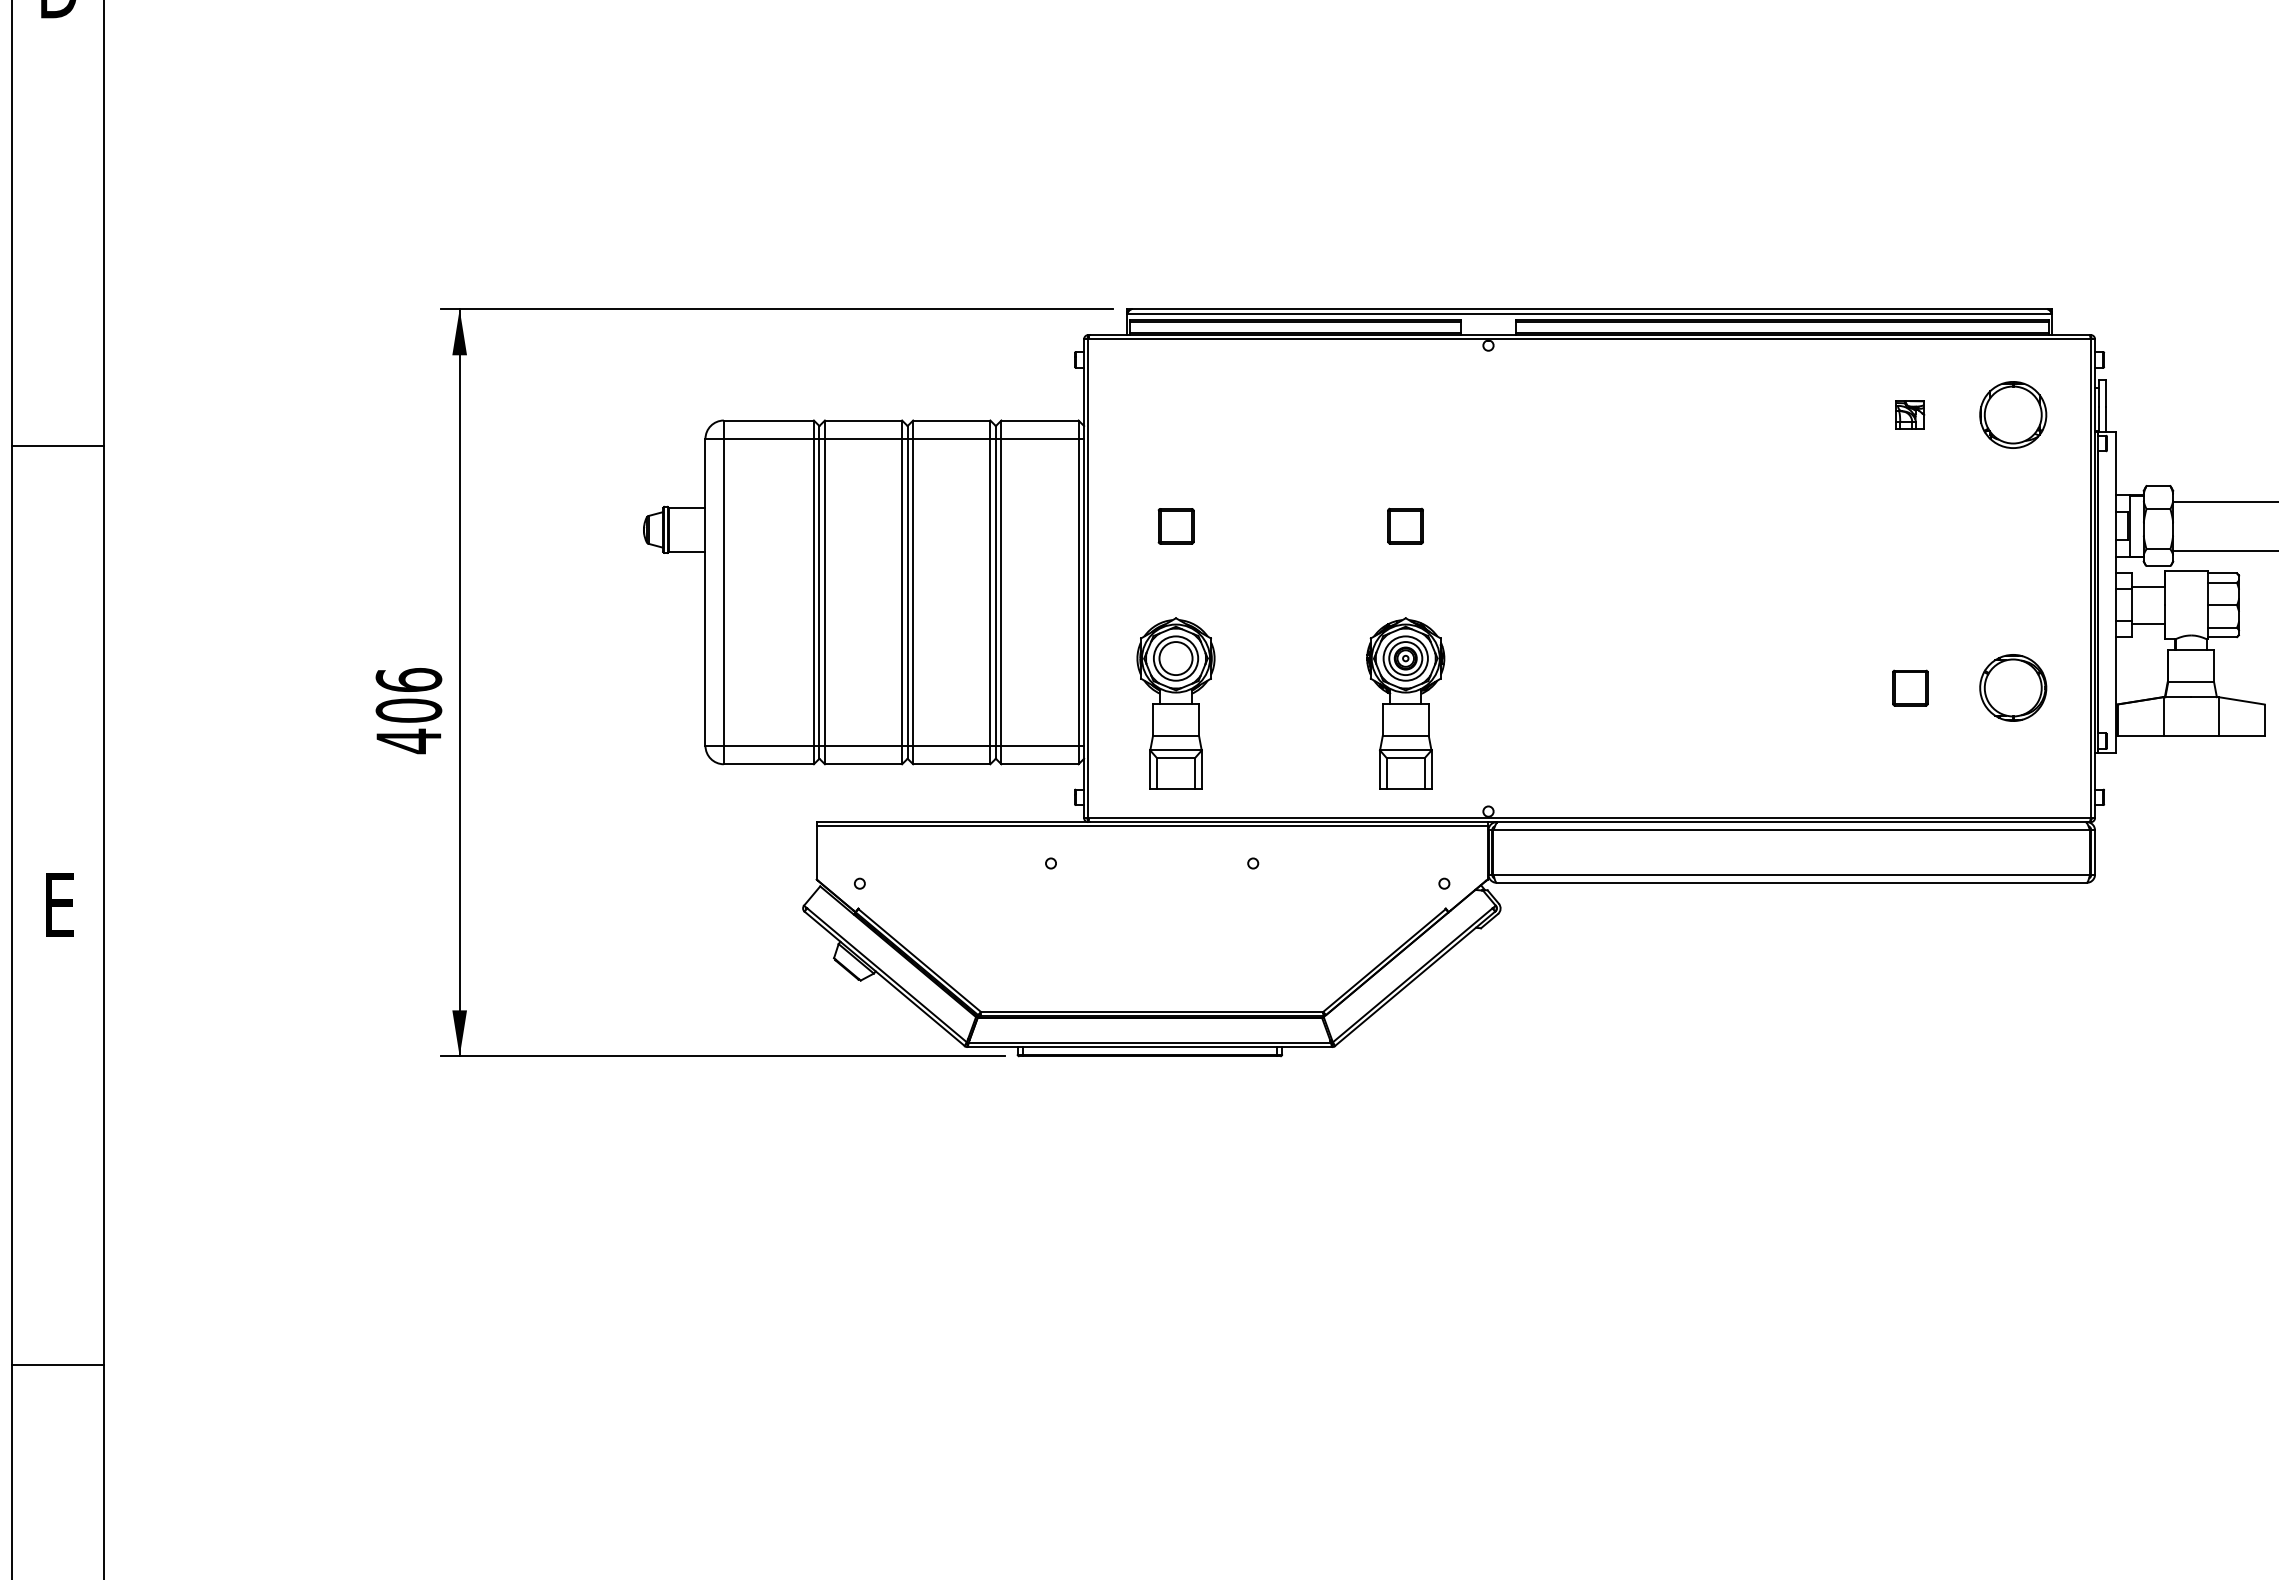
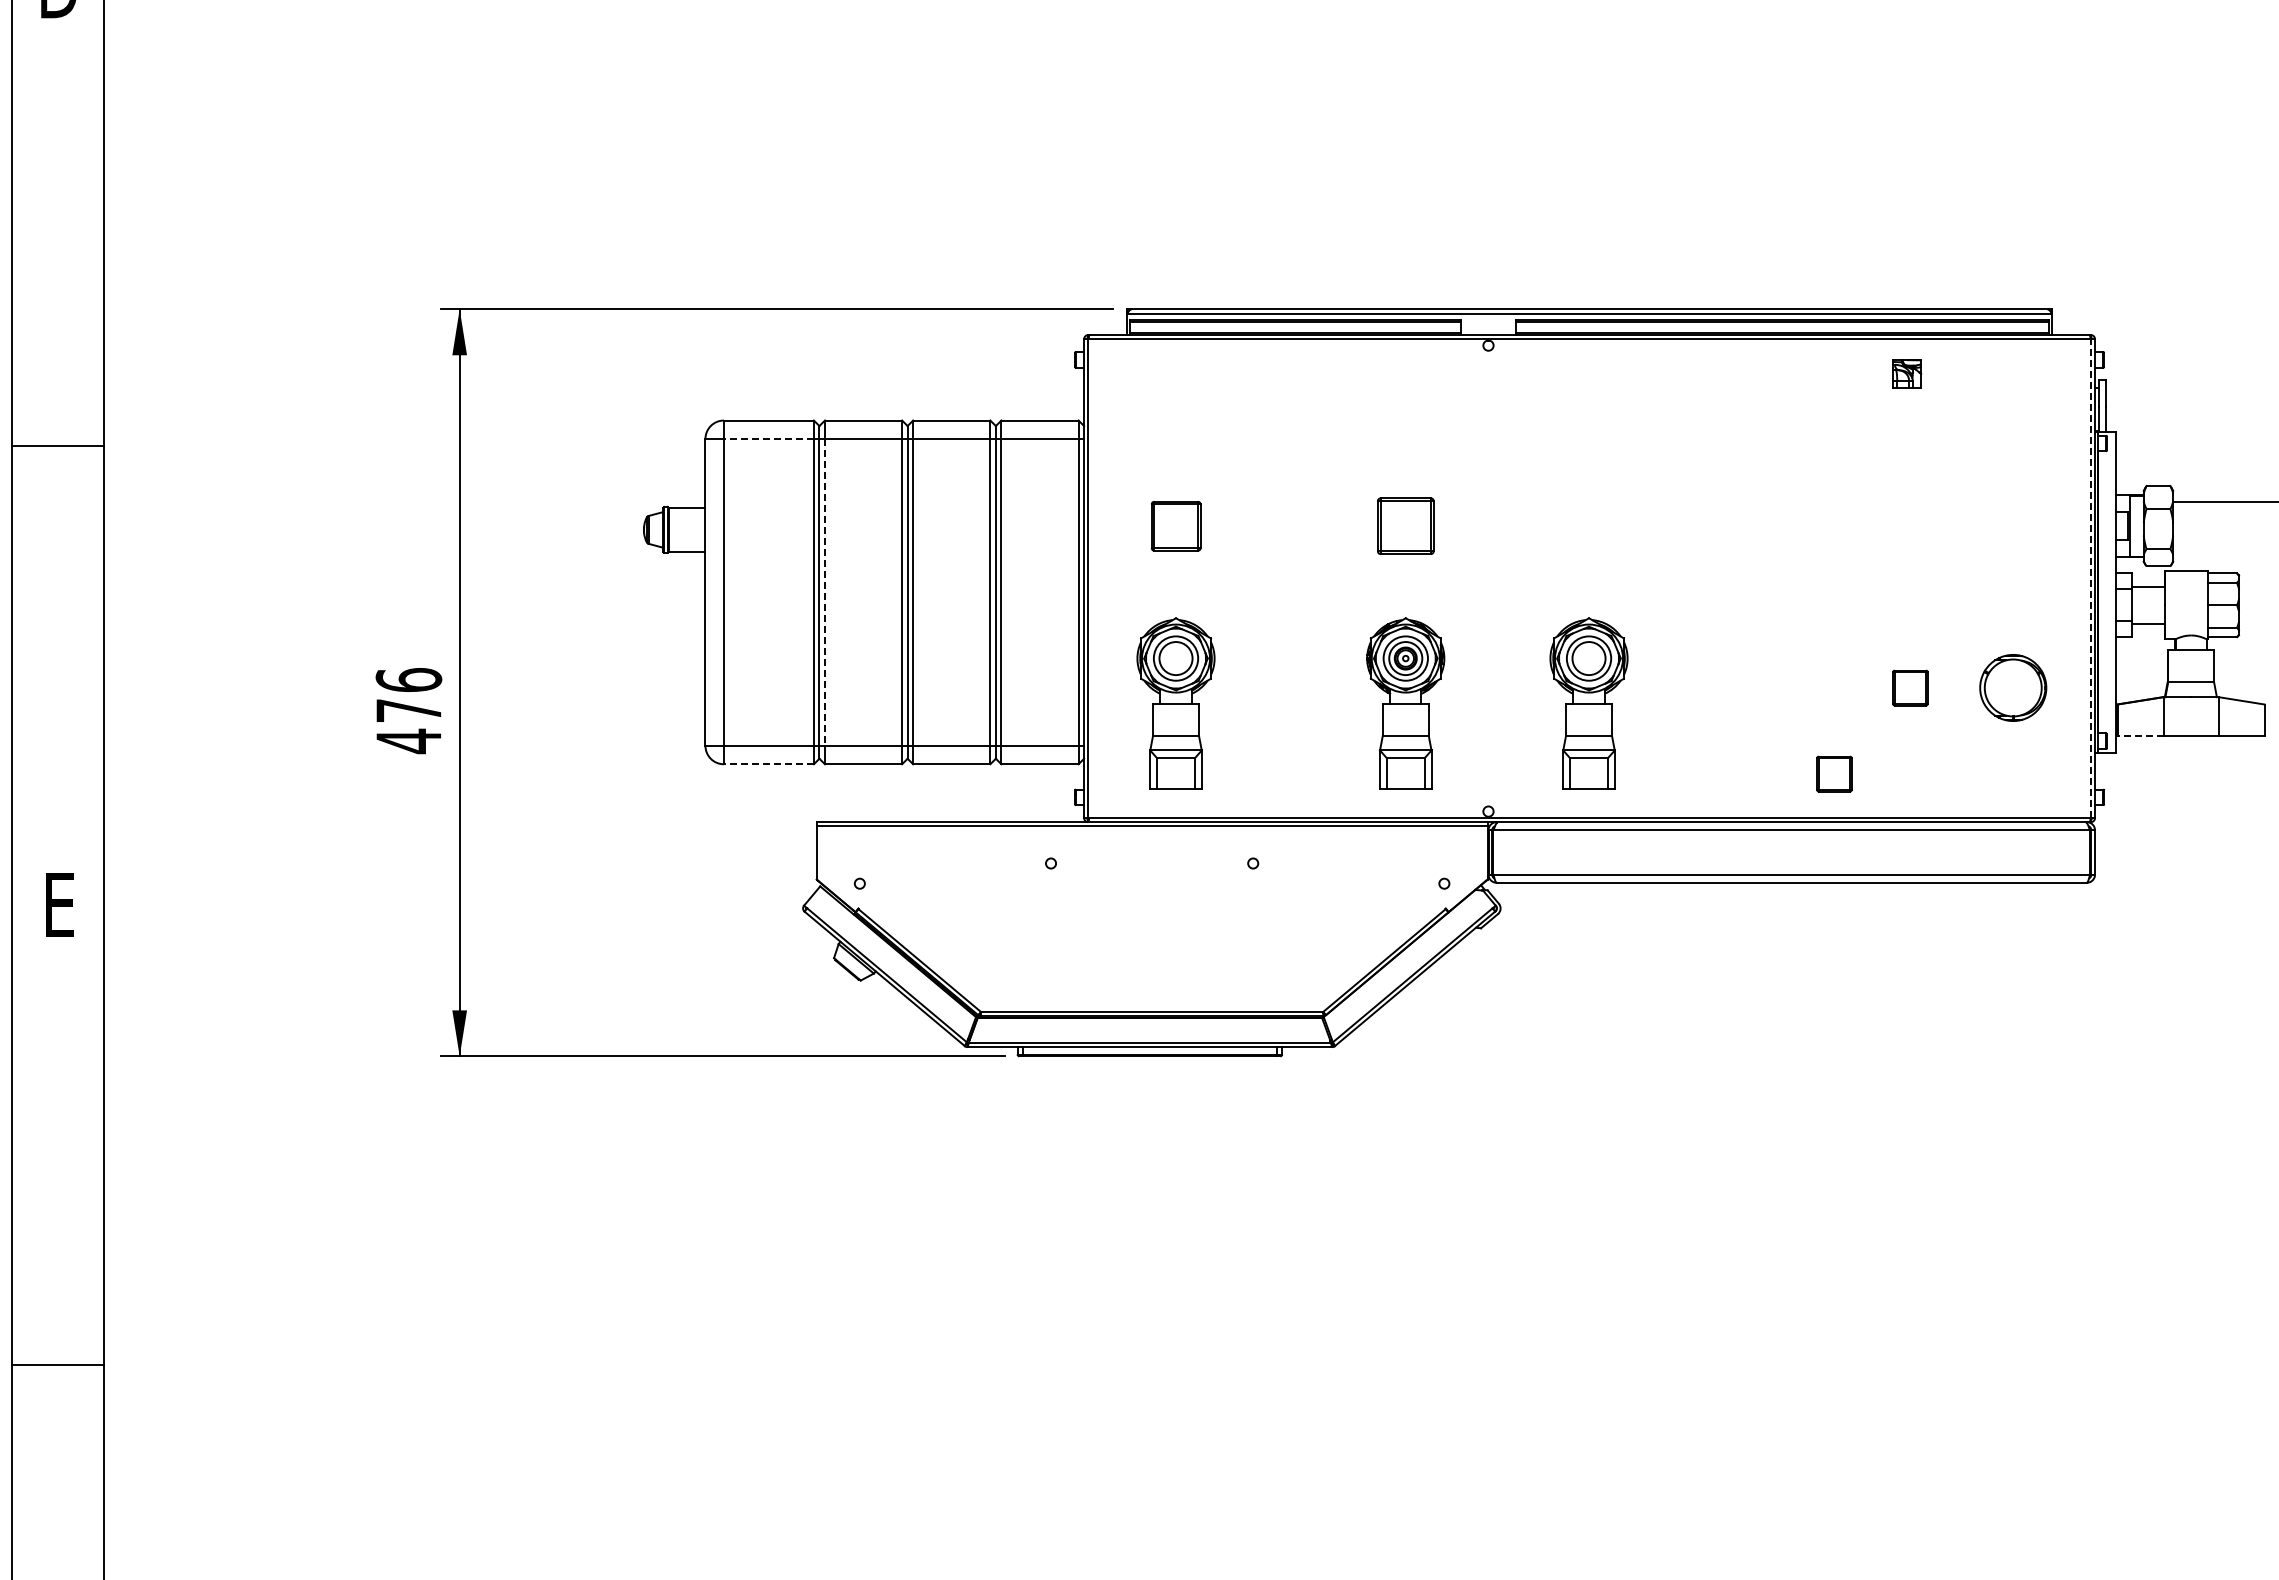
part position: (1910, 414) -> (1907, 373) (1907, 373)
part: present -> none (2013, 414)
line: solid -> dashed (768, 438)
part size: 37x38 px -> 58x58 px (1405, 525)
part size: 38x37 px -> 52x51 px (1175, 526)
line: present -> none (2224, 550)
line: solid -> dashed (2090, 578)
line: solid -> dashed (824, 592)
part: none -> present (1588, 703)
text: 406 -> 476 (408, 710)
line: solid -> dashed (2140, 735)
line: solid -> dashed (768, 764)
part: none -> present (1834, 773)
